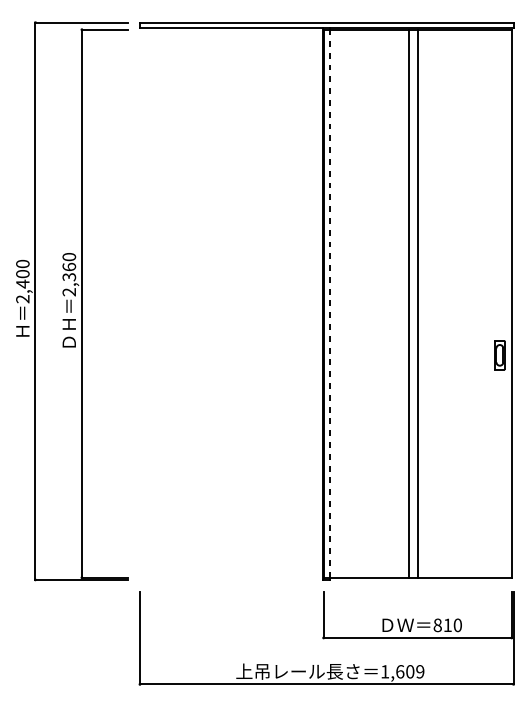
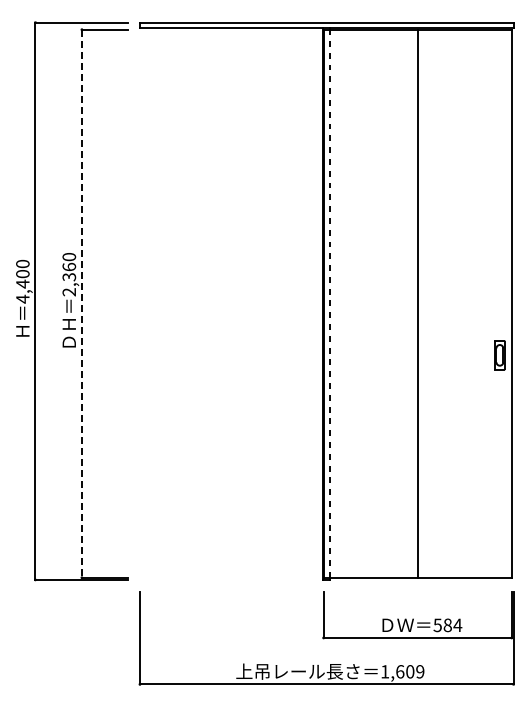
text: 2,400 -> 4,400 (22, 298)
line: present -> none (408, 303)
line: solid -> dashed (81, 304)
text: 810 -> 584 (447, 625)
